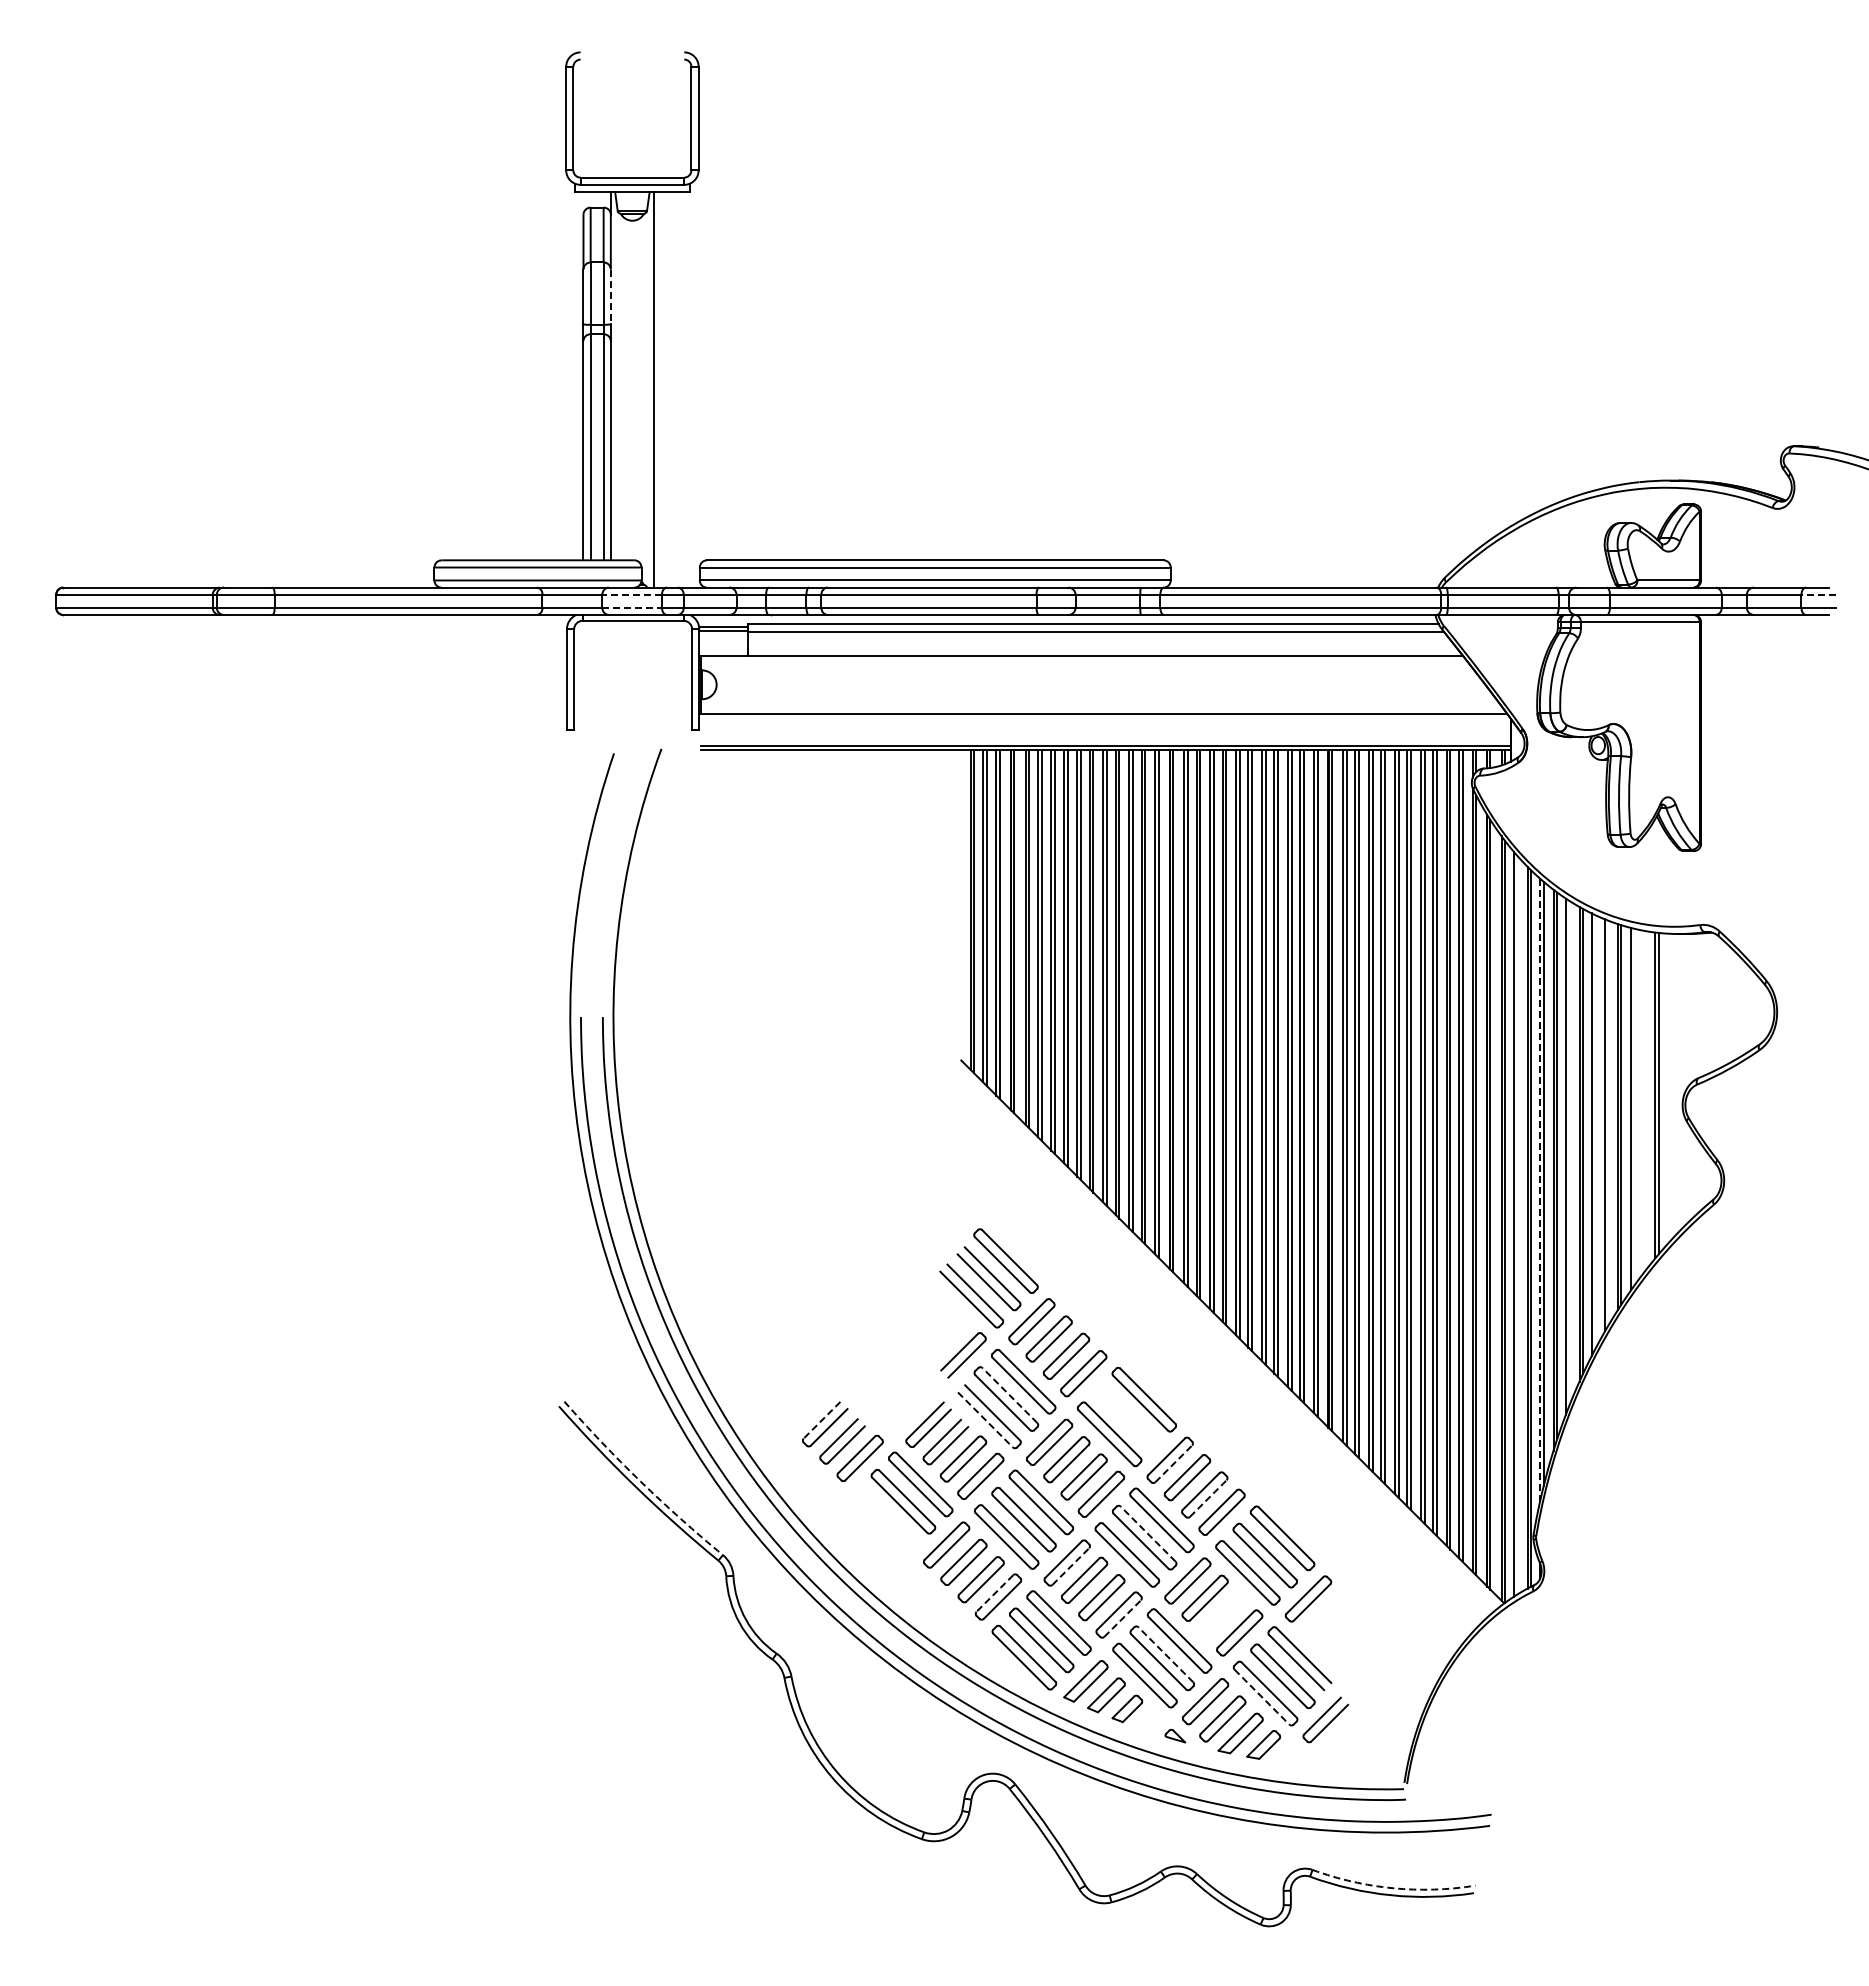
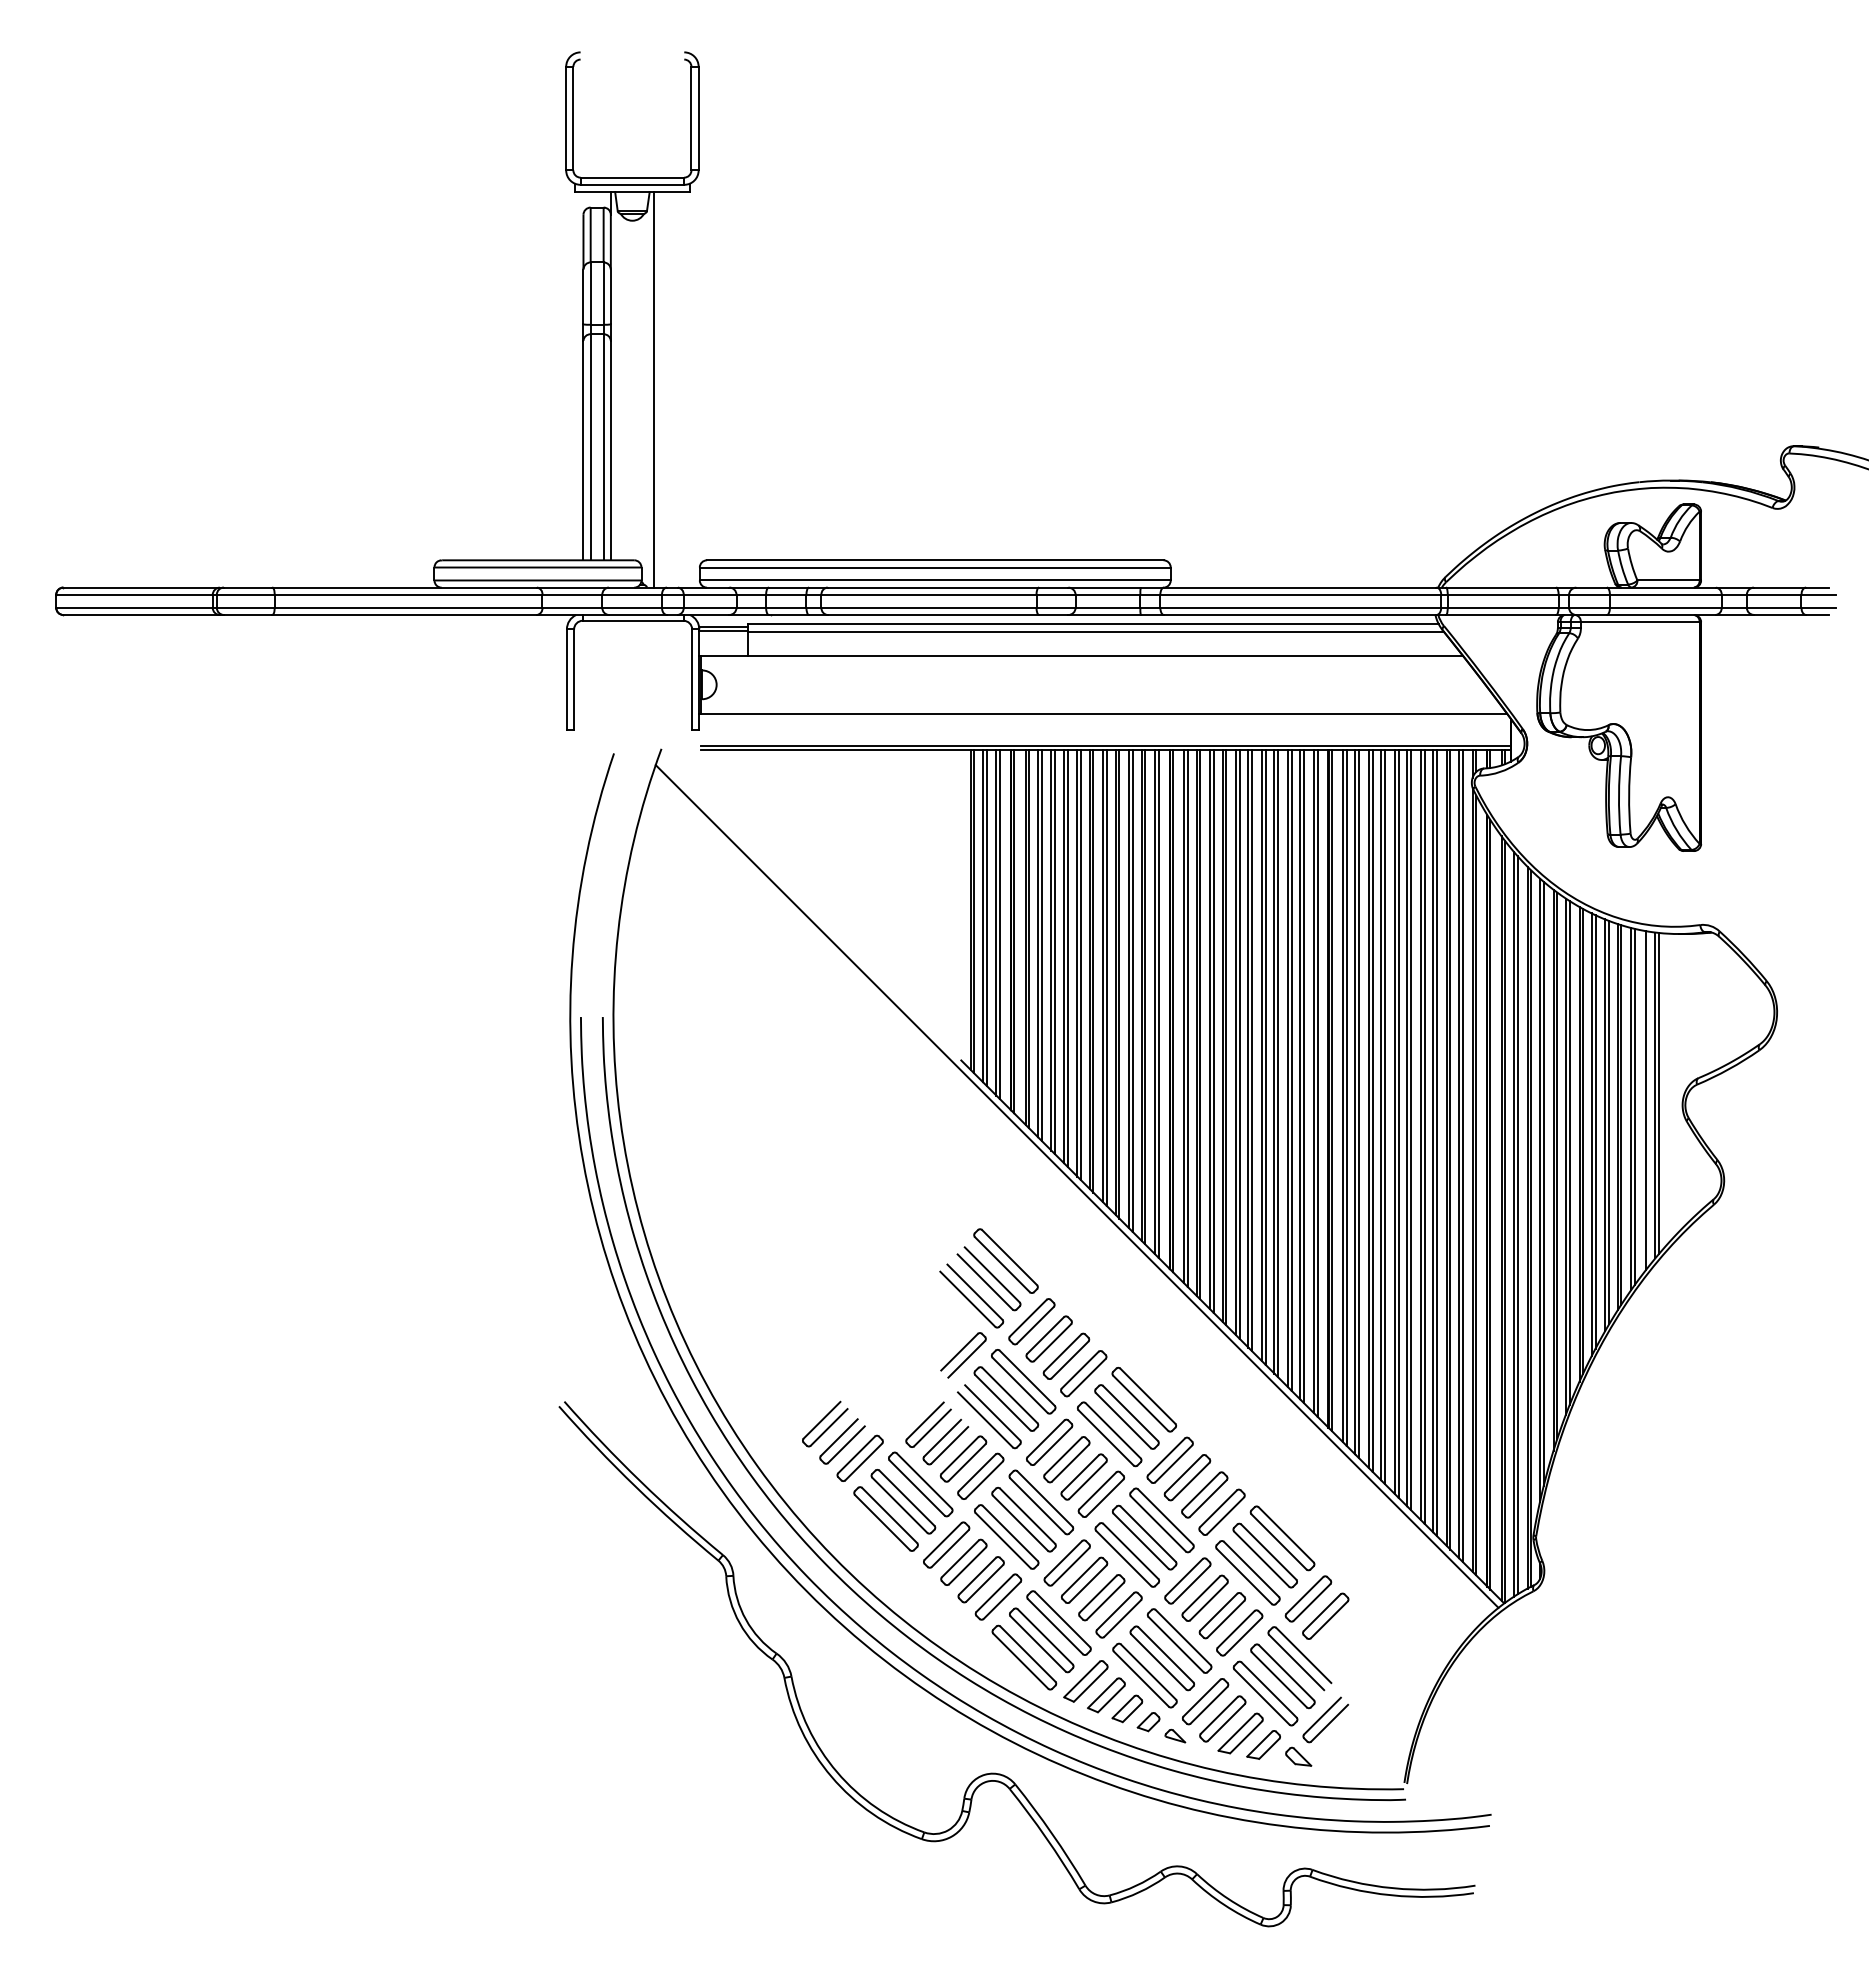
line: dashed -> solid (610, 297)
line: dashed -> solid (632, 594)
line: dashed -> solid (1818, 594)
line: dashed -> solid (632, 607)
line: none -> present (1645, 1100)
line: none -> present (1635, 1106)
line: none -> present (1609, 1122)
line: none -> present (1595, 1131)
line: none -> present (1569, 1152)
line: none -> present (1076, 1186)
line: dashed -> solid (1539, 1190)
line: none -> present (1517, 1225)
line: dashed -> solid (1009, 1395)
part: none -> present (1126, 1416)
line: dashed -> solid (985, 1419)
line: dashed -> solid (822, 1420)
line: dashed -> solid (1173, 1463)
arc: dashed -> solid (640, 1481)
line: dashed -> solid (1208, 1498)
part: none -> present (885, 1518)
line: dashed -> solid (1148, 1534)
line: dashed -> solid (1070, 1566)
line: dashed -> solid (994, 1593)
part: none -> present (1222, 1615)
part: none -> present (1325, 1615)
line: dashed -> solid (1122, 1618)
line: dashed -> solid (1165, 1654)
line: dashed -> solid (1262, 1697)
part: none -> present (1148, 1722)
part: none -> present (1298, 1756)
arc: dashed -> solid (1393, 1888)
